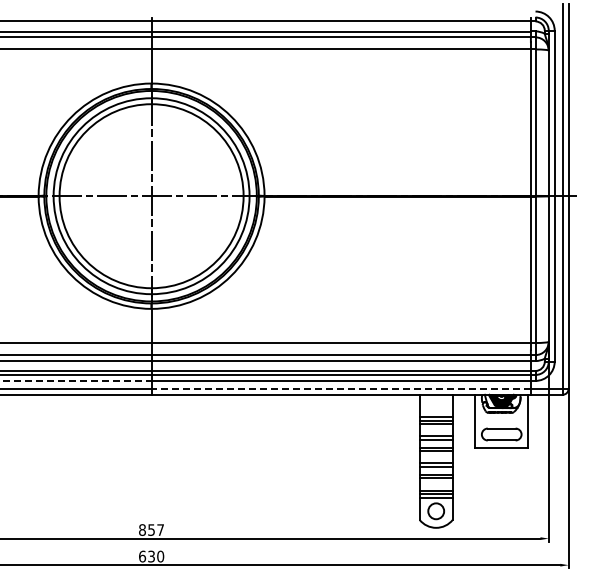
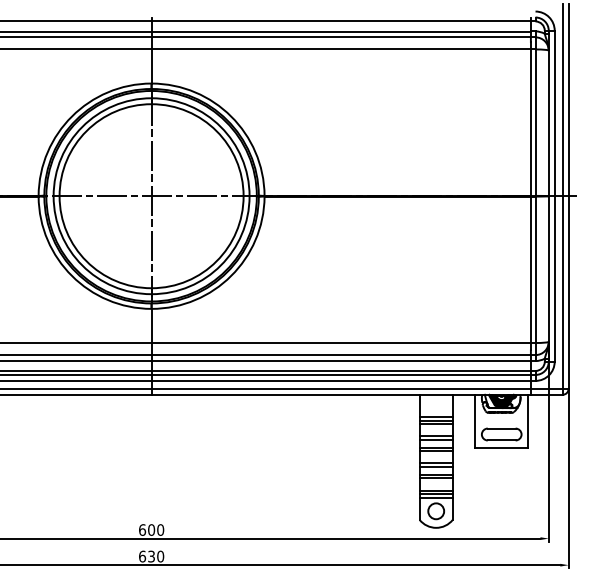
line: dashed -> solid (76, 380)
line: dashed -> solid (341, 388)
text: 857 -> 600 (151, 529)
